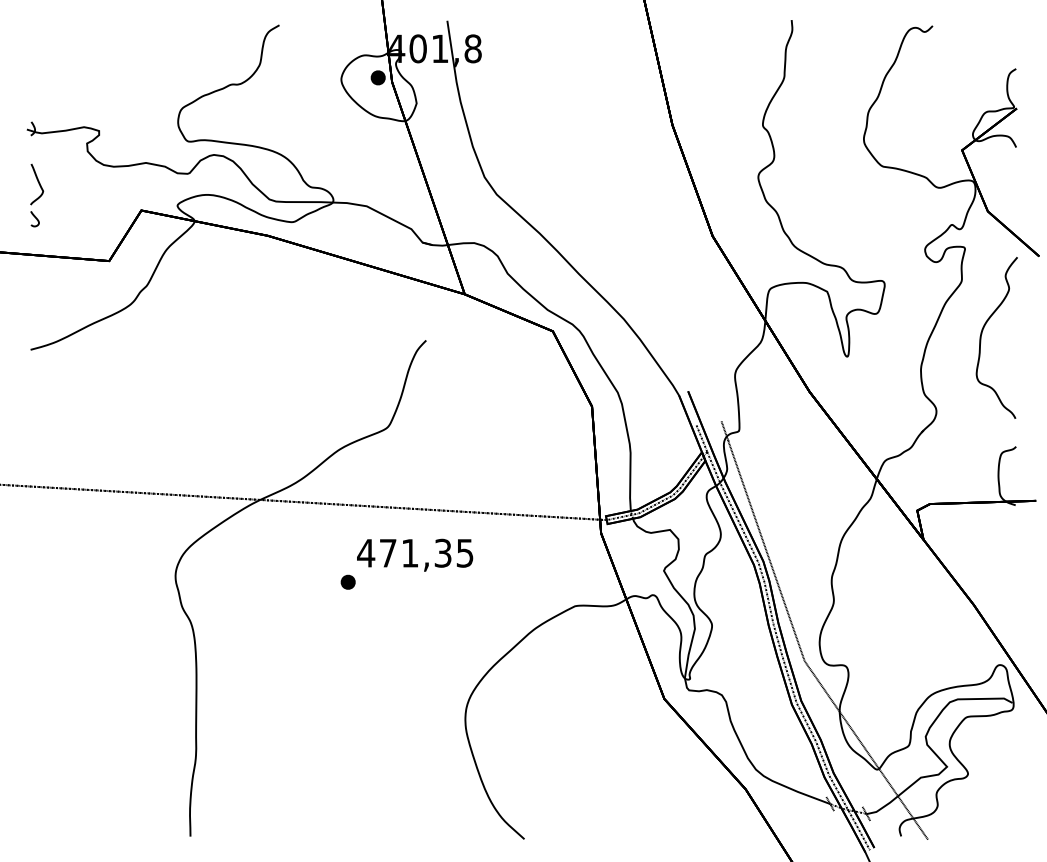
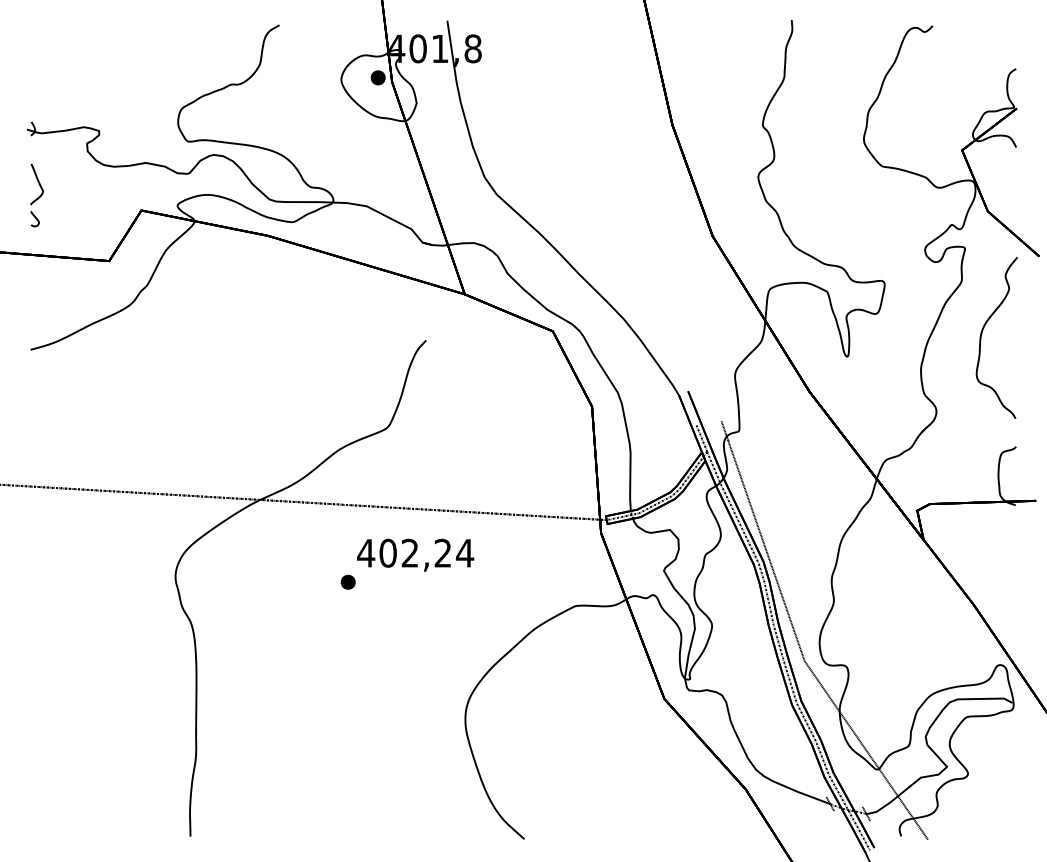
text: 471,35 -> 402,24 (426, 552)
